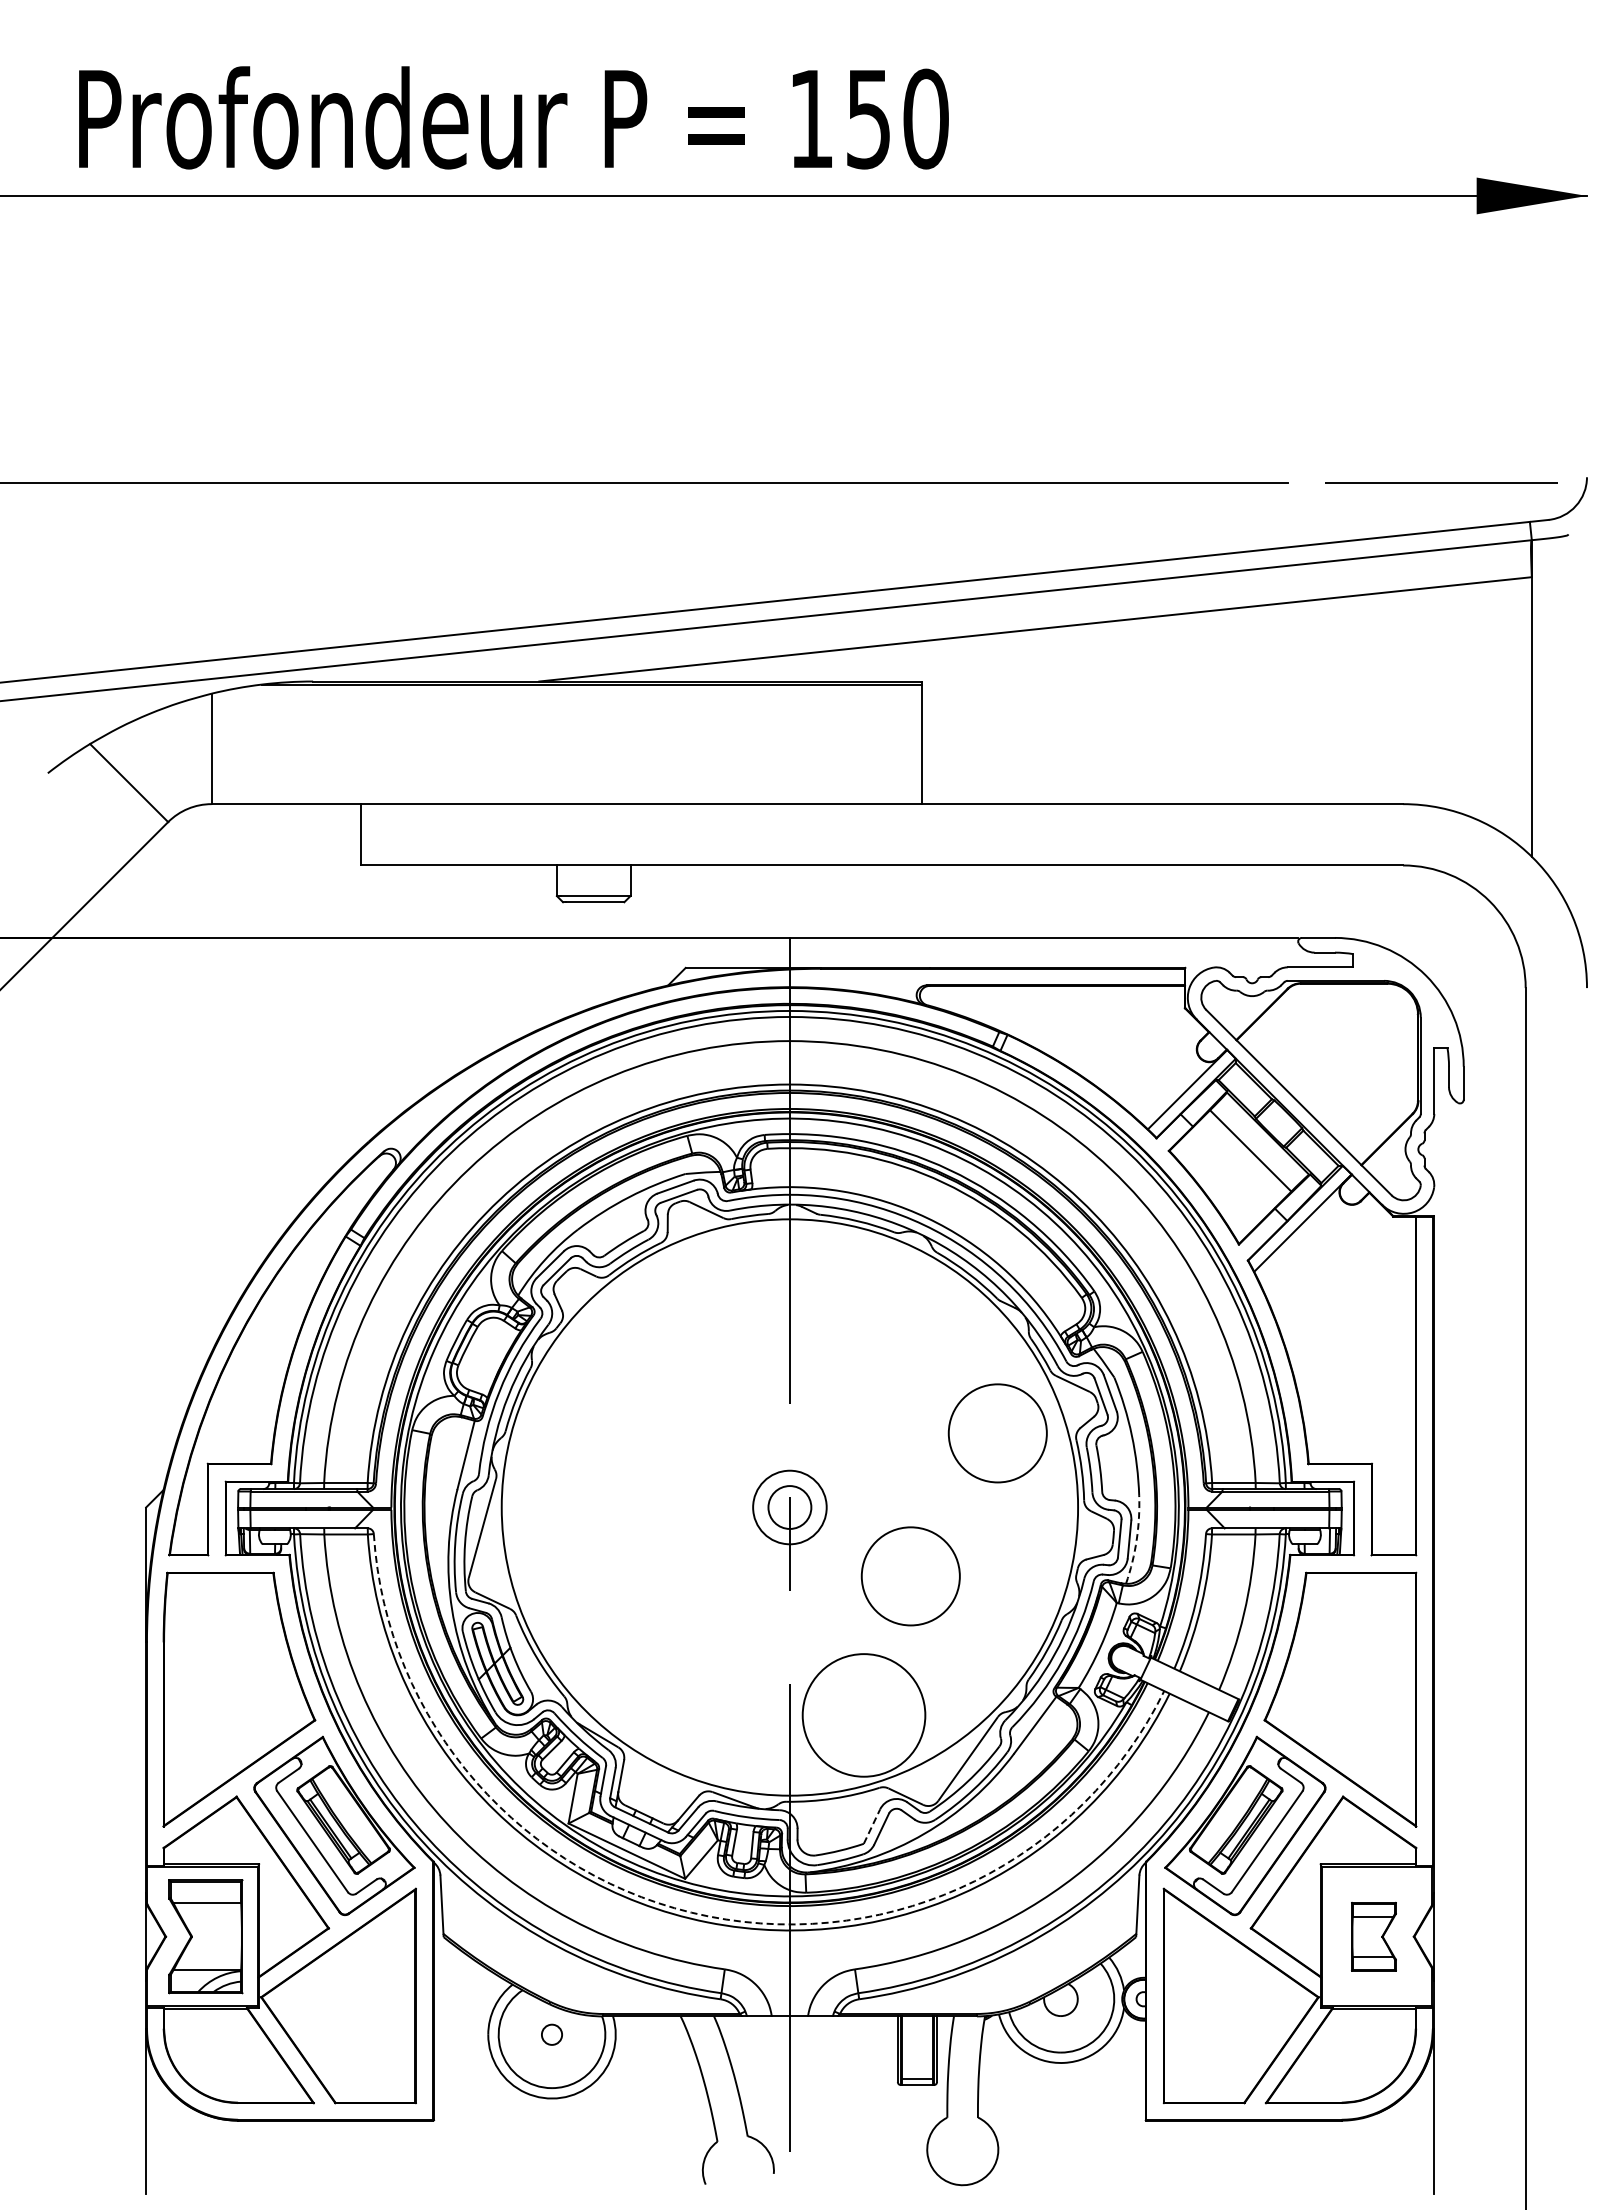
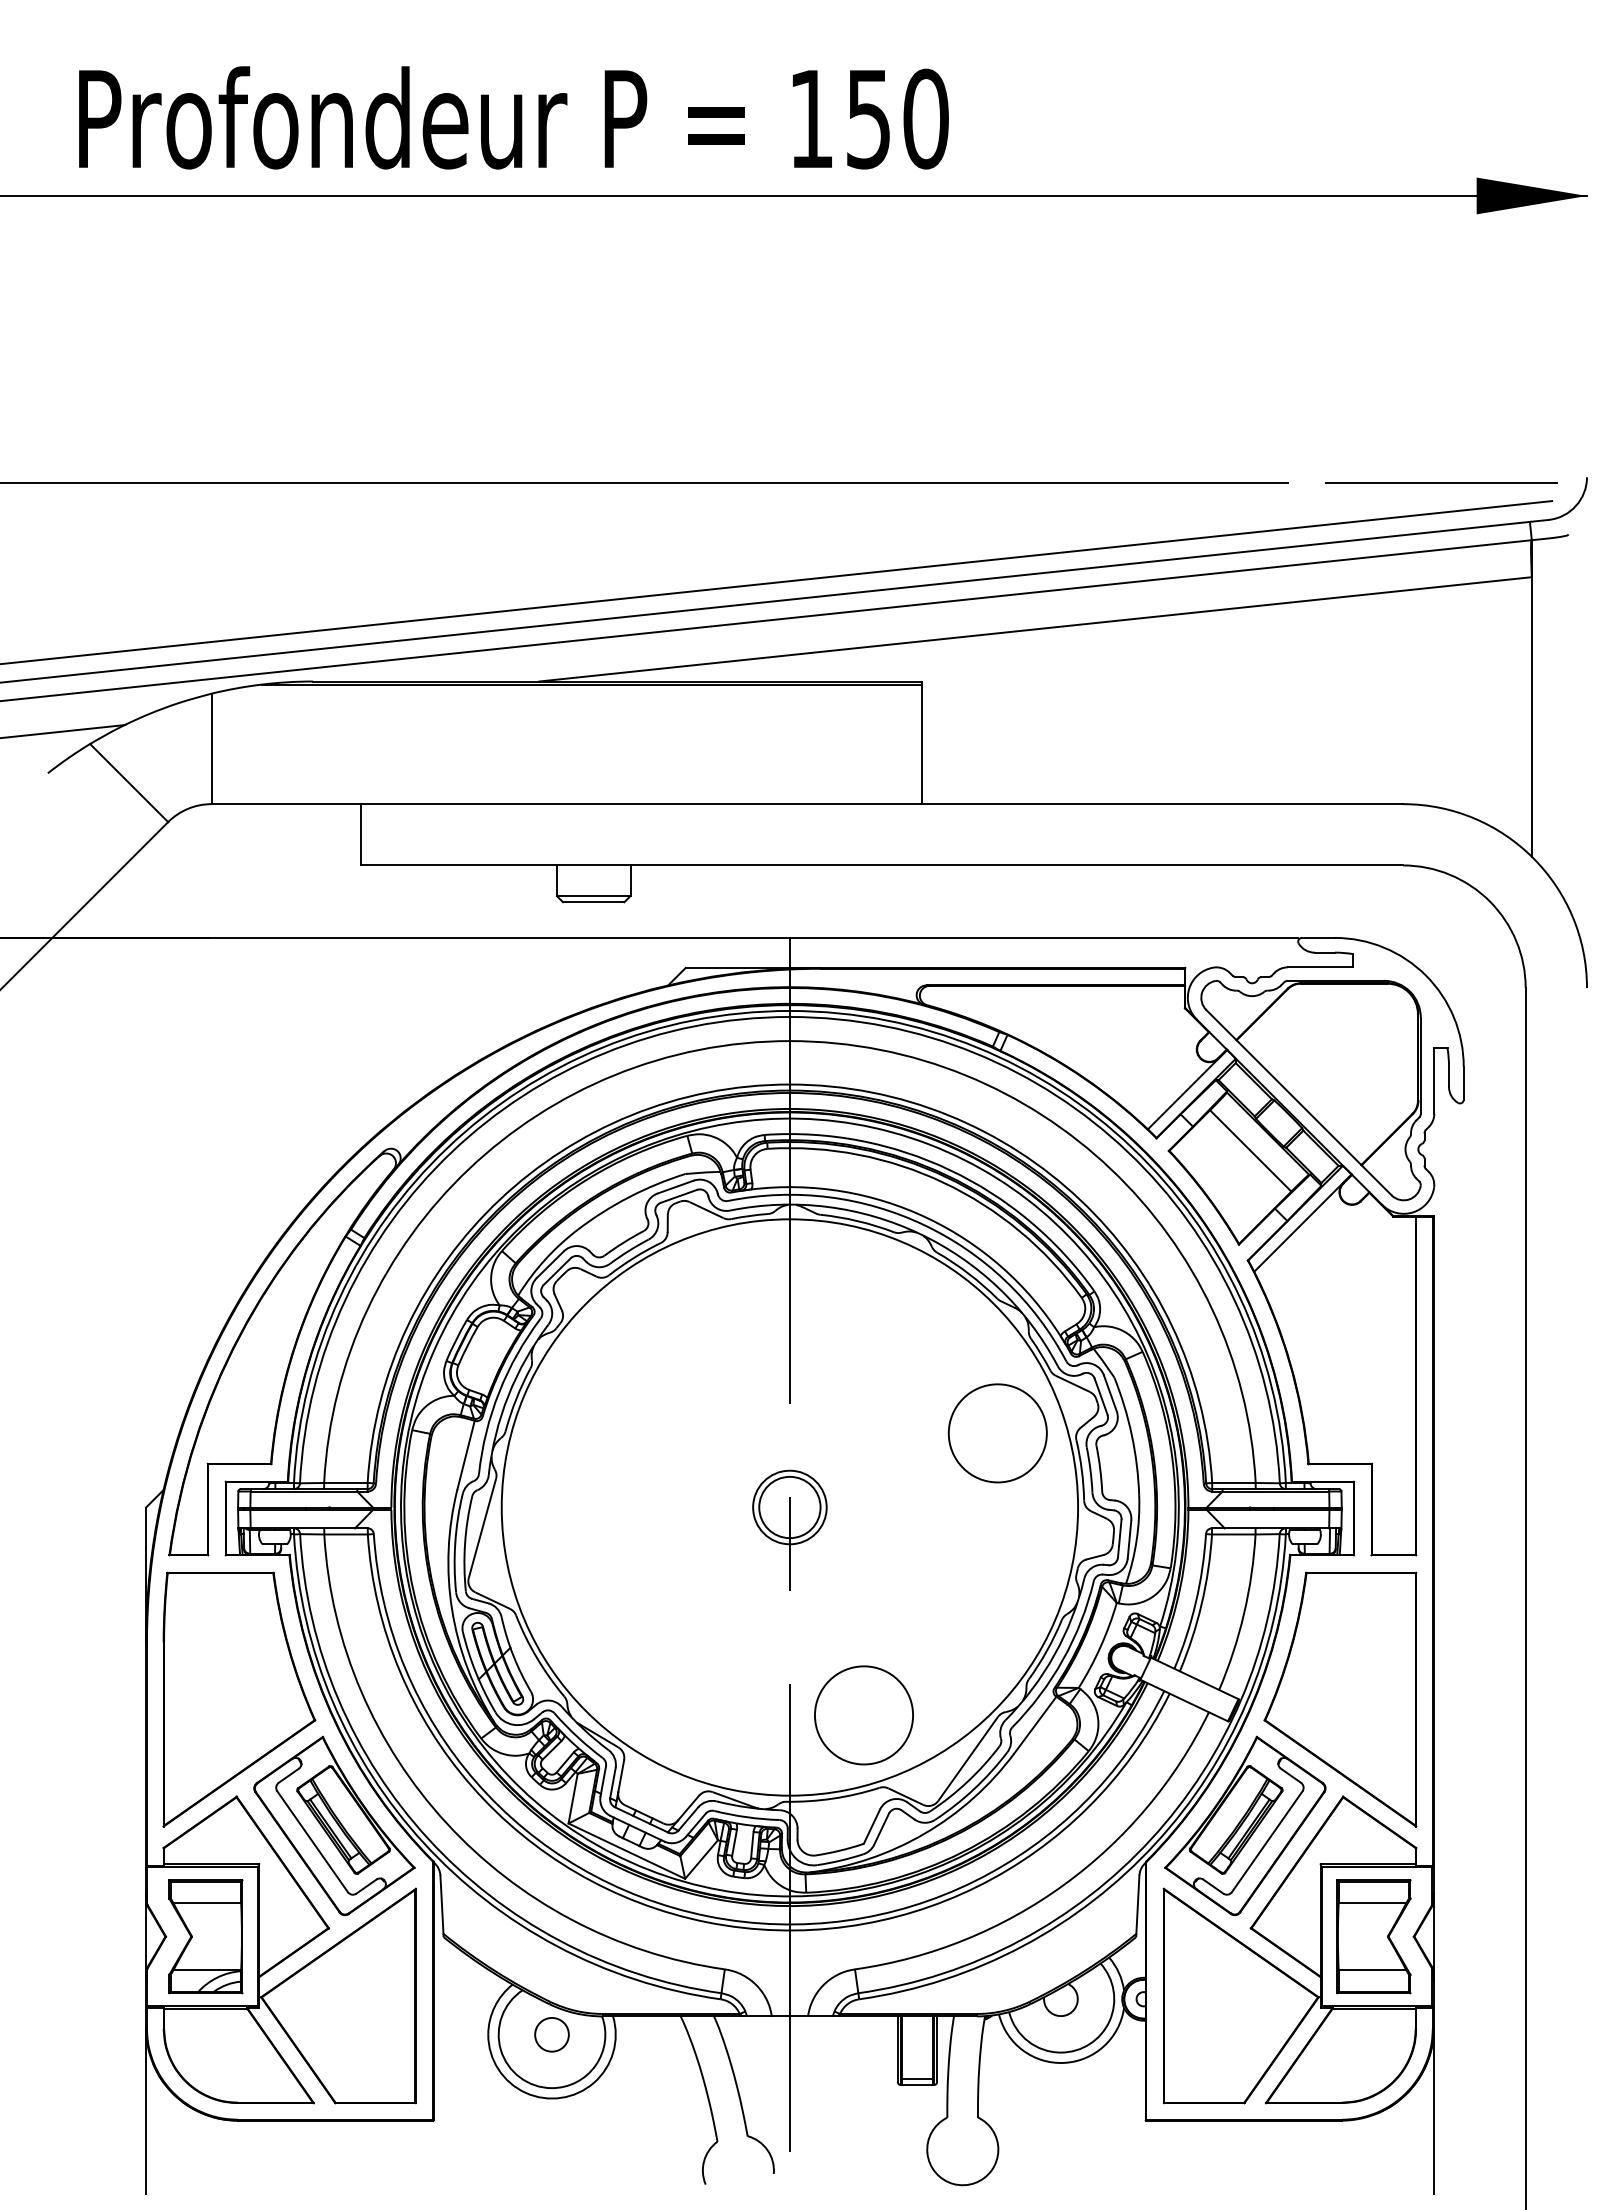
line: none -> present (777, 582)
line: none -> present (63, 731)
circle diameter: 43 px -> 61 px (789, 1507)
arc: dashed -> solid (1136, 1540)
circle: present -> none (910, 1576)
circle diameter: 123 px -> 98 px (863, 1715)
line: dashed -> solid (872, 1826)
arc: dashed -> solid (708, 1916)
part size: 46x71 px -> 76x116 px (1373, 1936)
circle diameter: 20 px -> 34 px (551, 2034)
